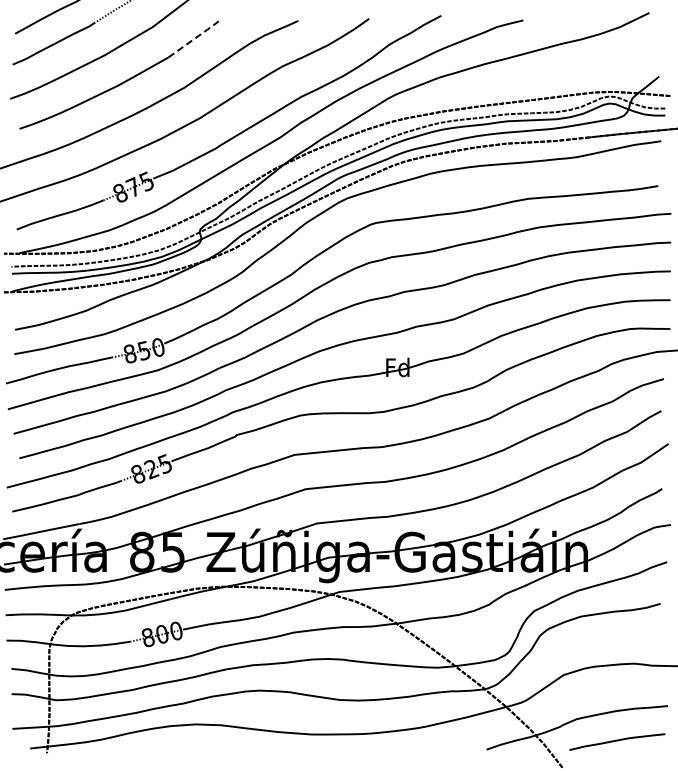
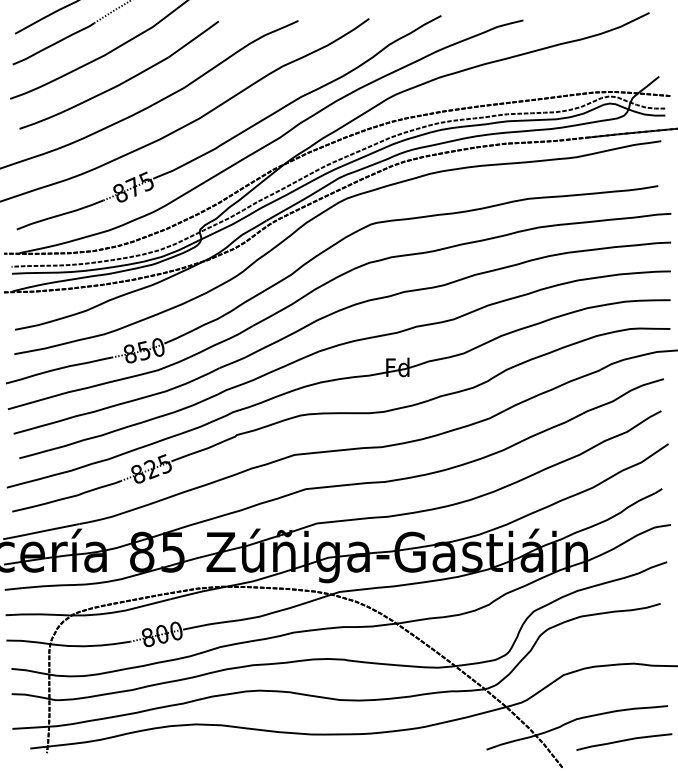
line: dashed -> solid (194, 38)
curve position: (617, 741) -> (624, 741) (624, 741)
